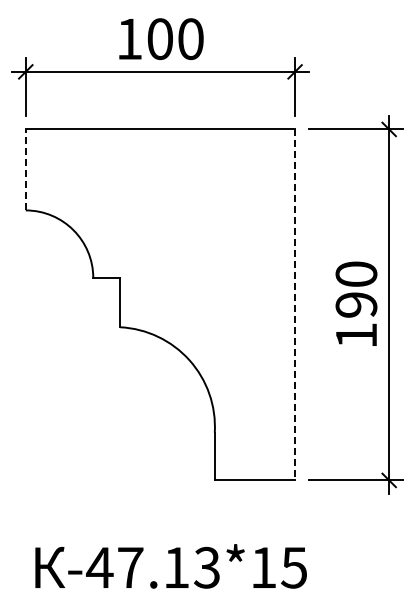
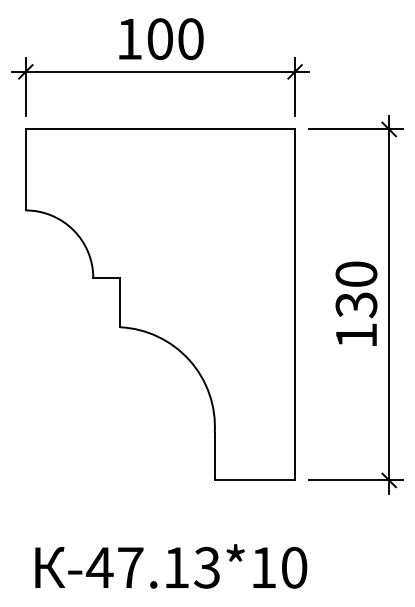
line: dashed -> solid (25, 169)
line: dashed -> solid (295, 305)
text: 190 -> 130 (356, 305)
text: -47.13*15 -> -47.13*10 (294, 567)
